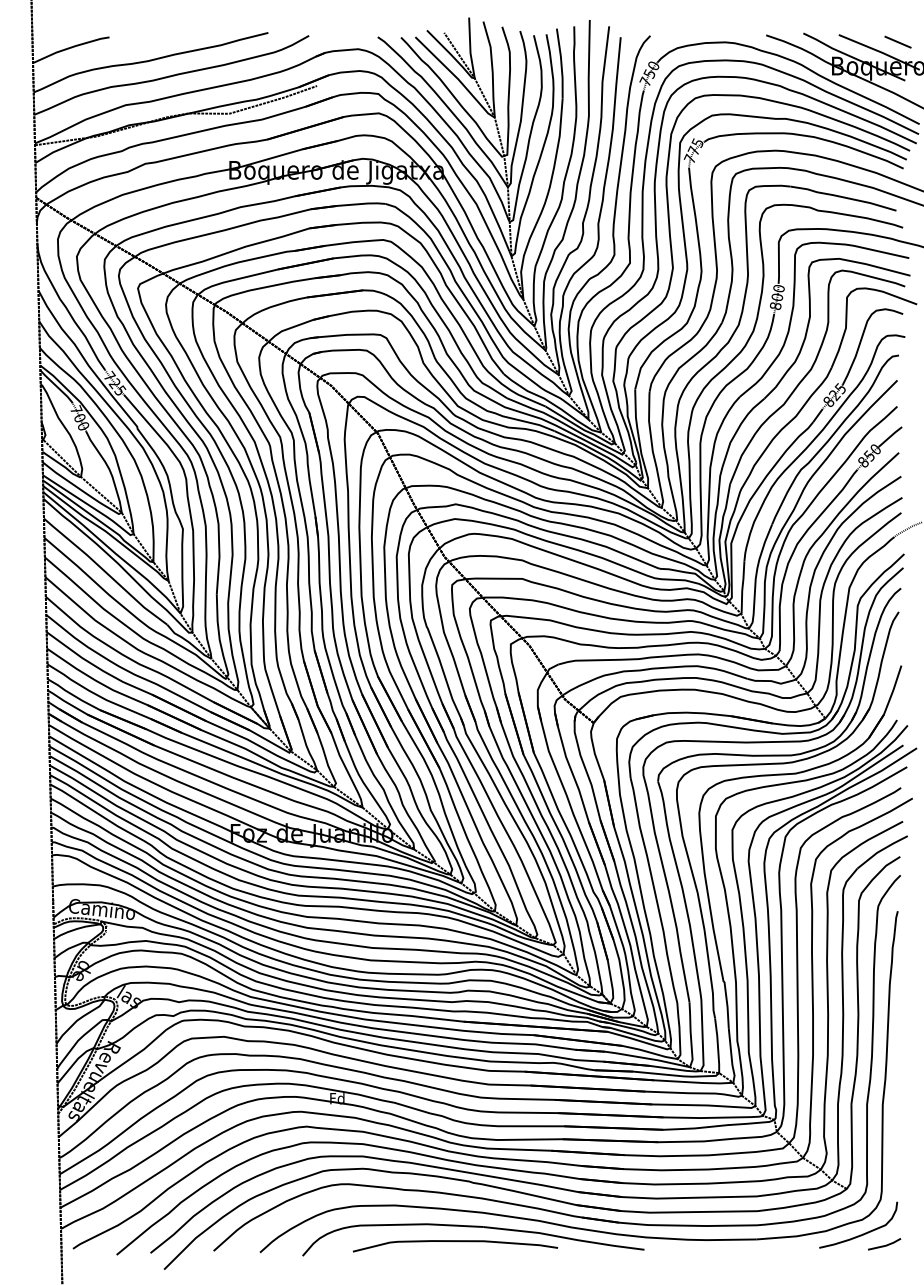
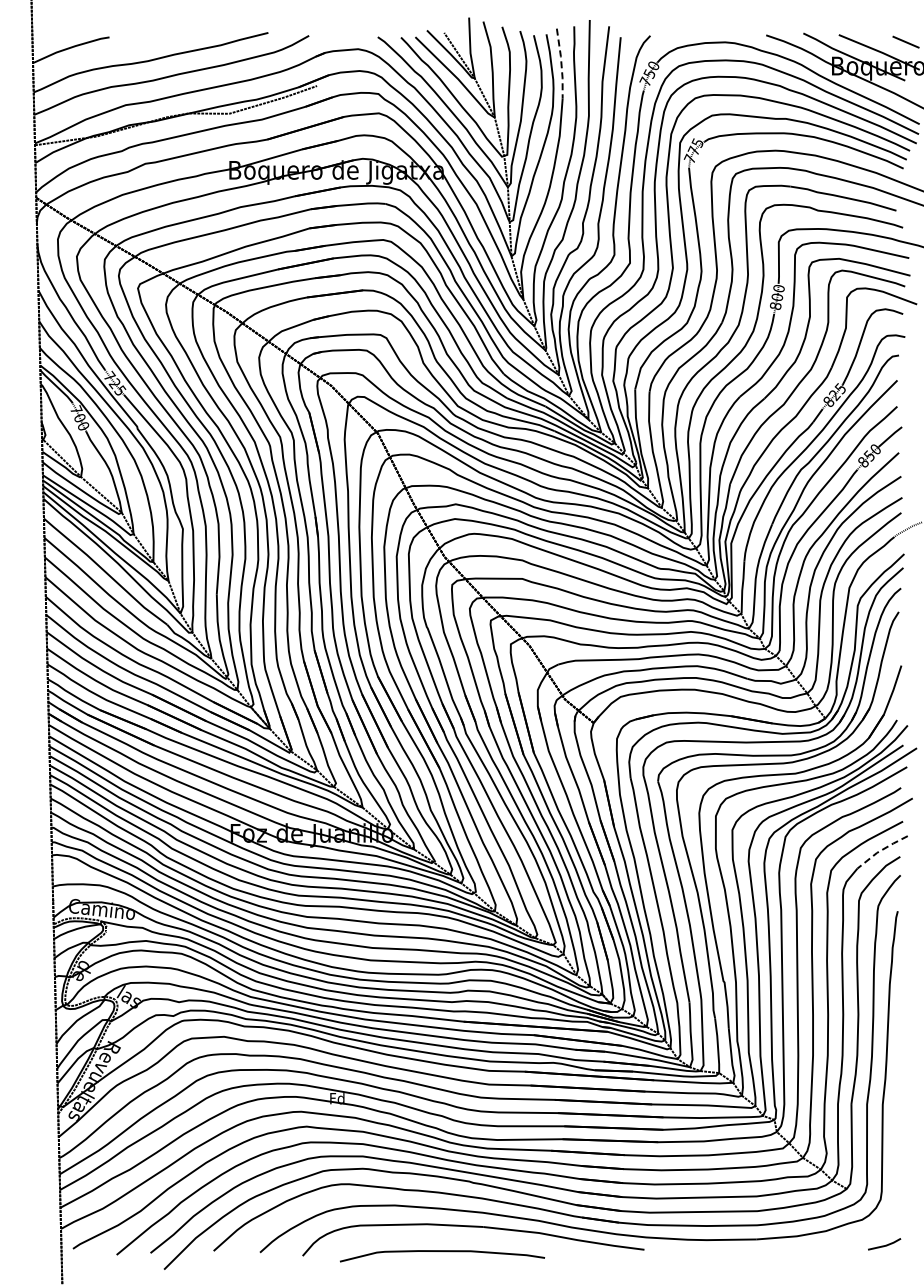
line position: (897, 41) -> (905, 41) (905, 41)
line: solid -> dashed (561, 63)
line: solid -> dashed (881, 850)
curve: present -> none (862, 1233)
curve position: (457, 1242) -> (444, 1252) (444, 1252)
